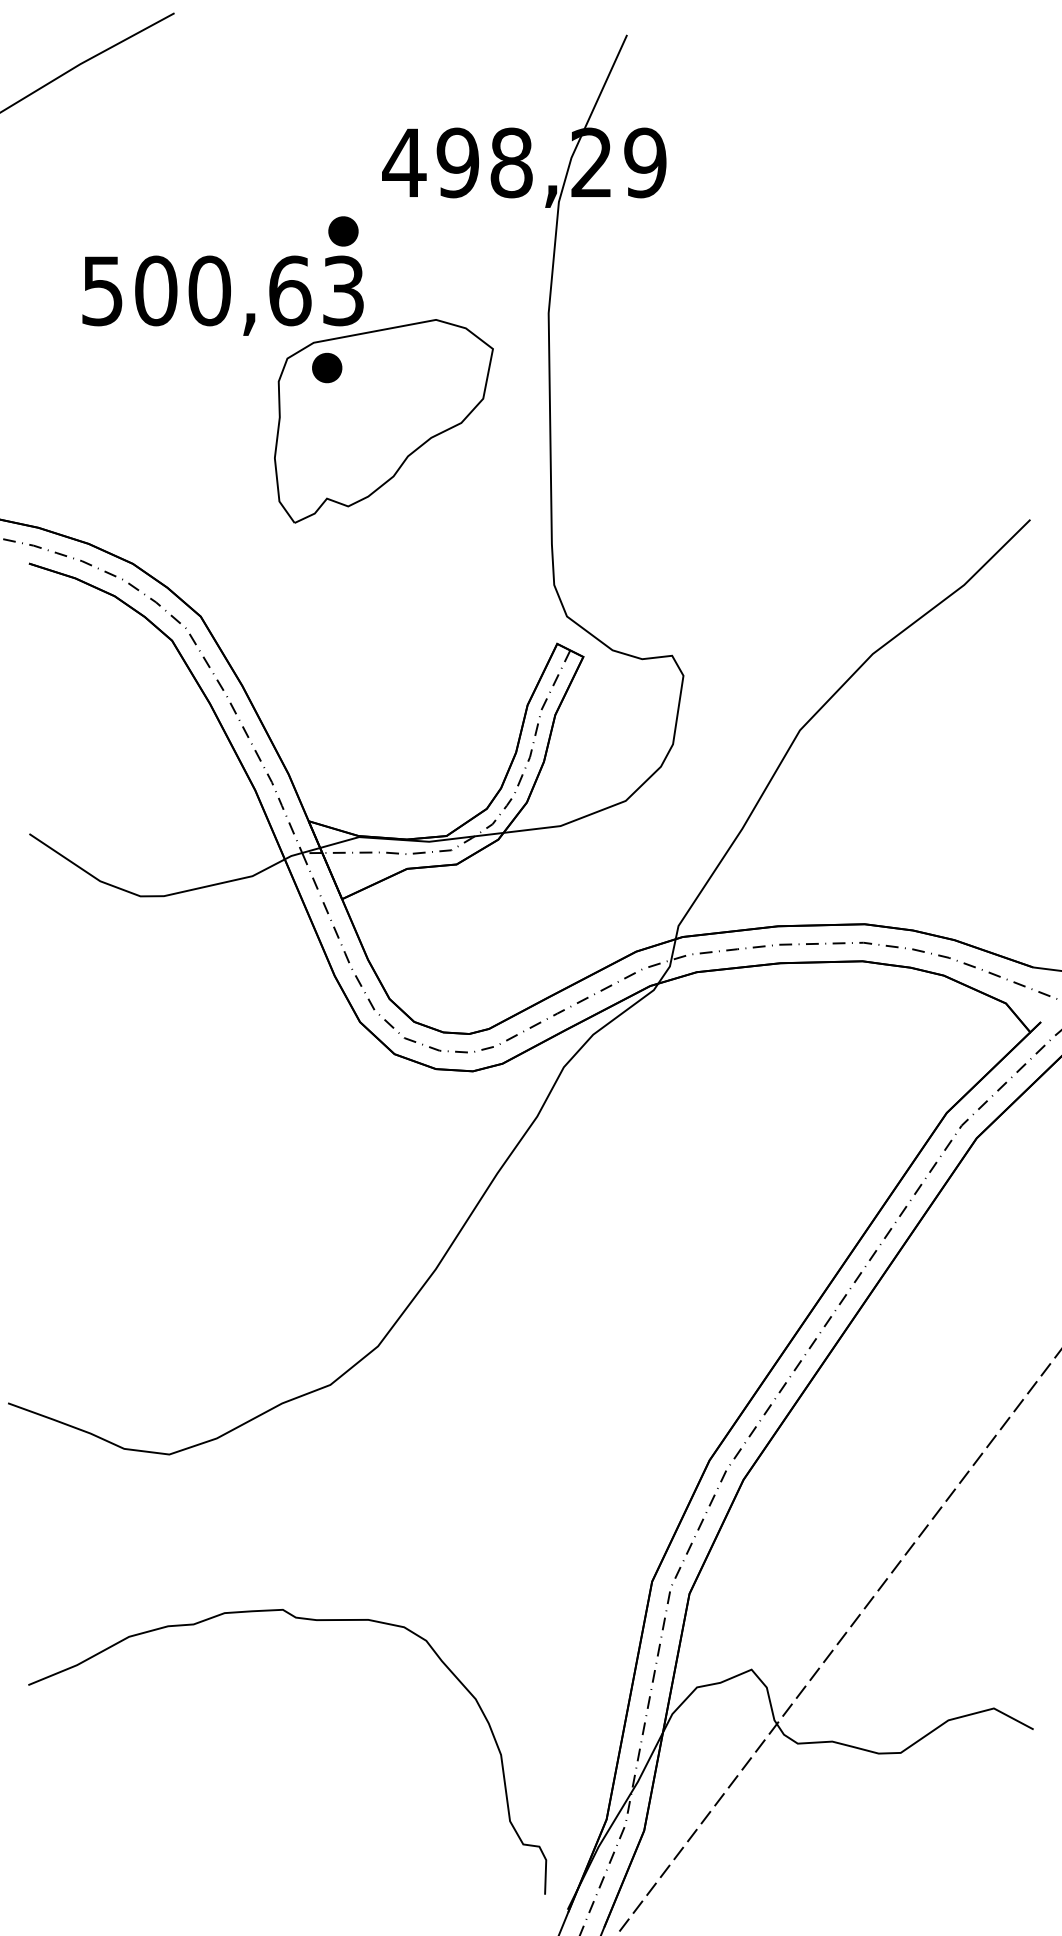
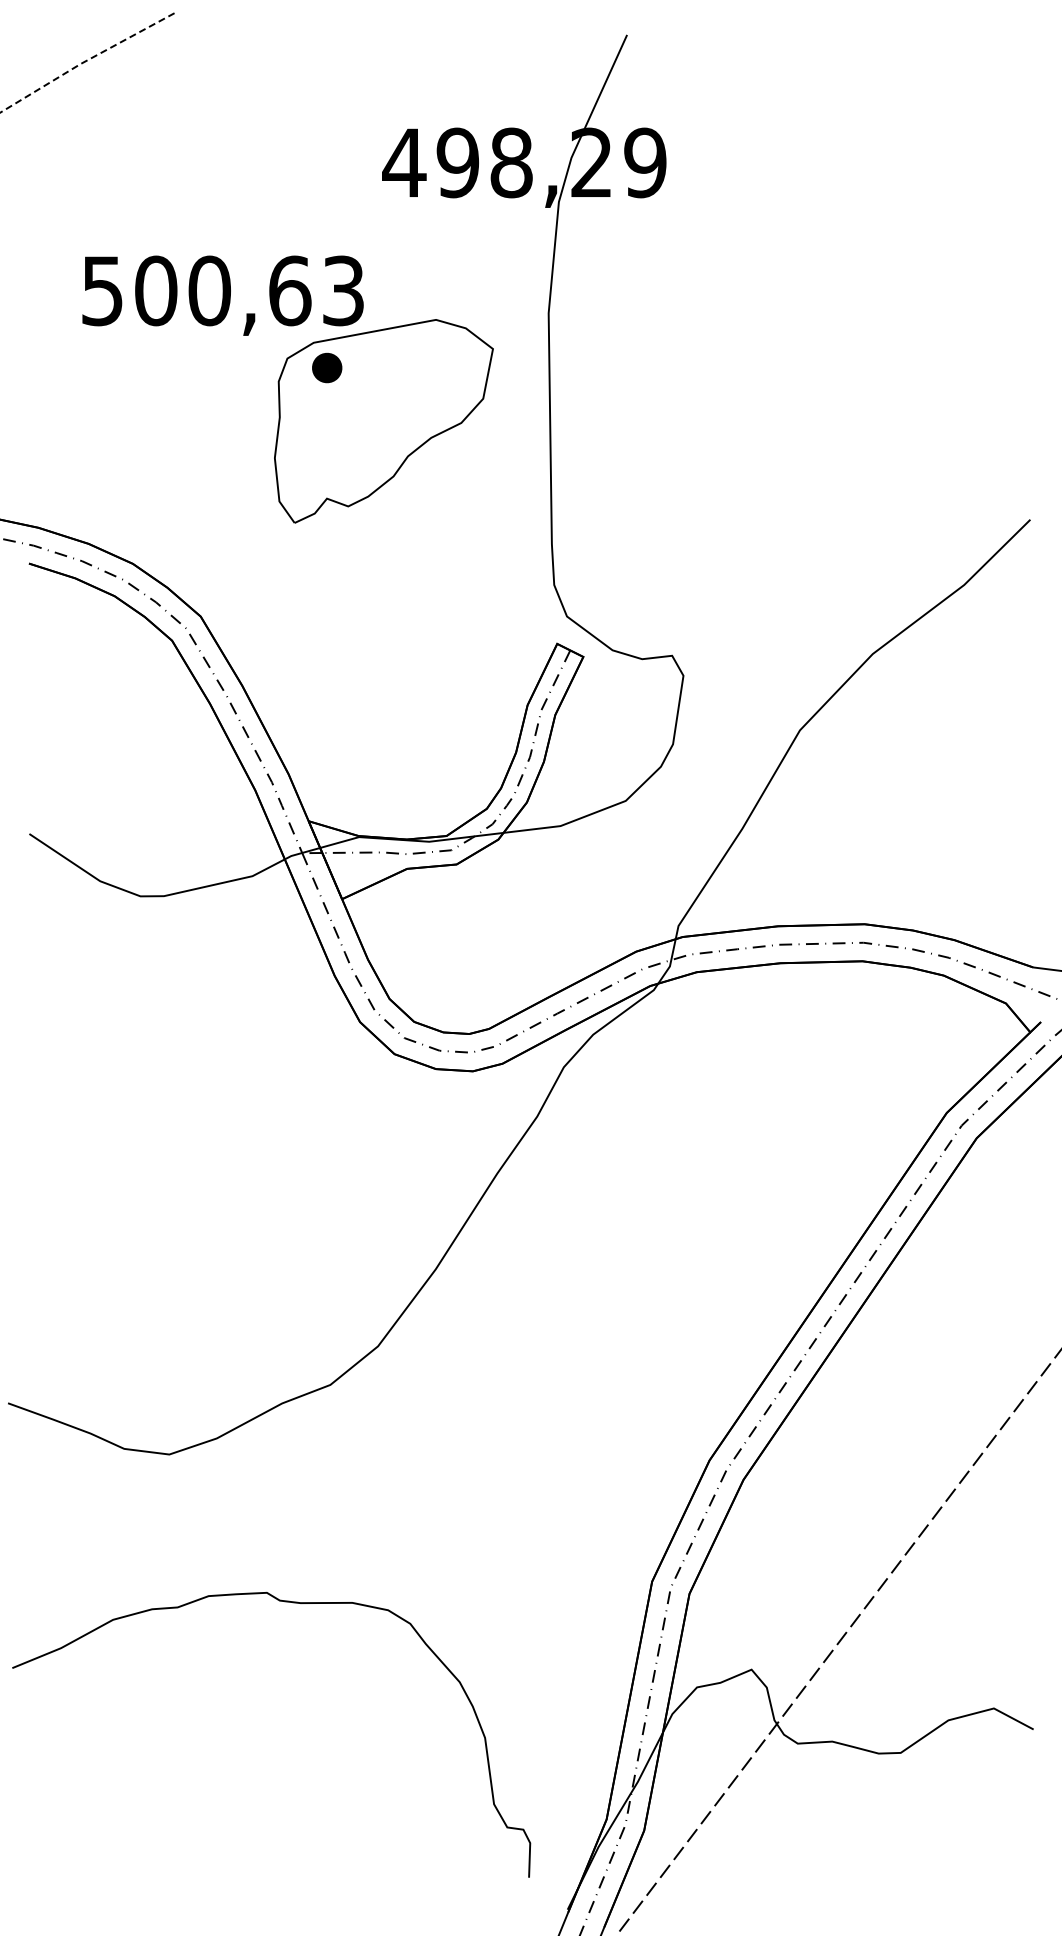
line: solid -> dashed (85, 61)
part: present -> none (343, 231)
curve position: (300, 1619) -> (284, 1602) (284, 1602)
